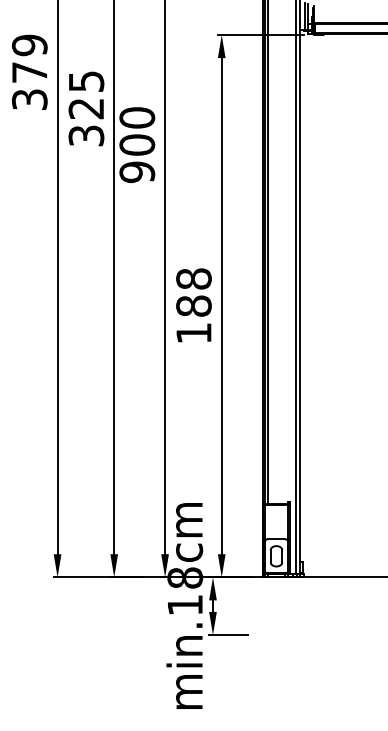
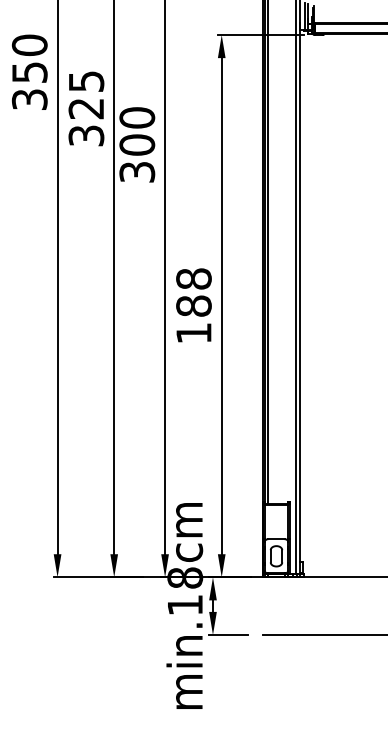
text: 379 -> 350 (29, 58)
text: 900 -> 300 (137, 172)
line: none -> present (323, 635)
